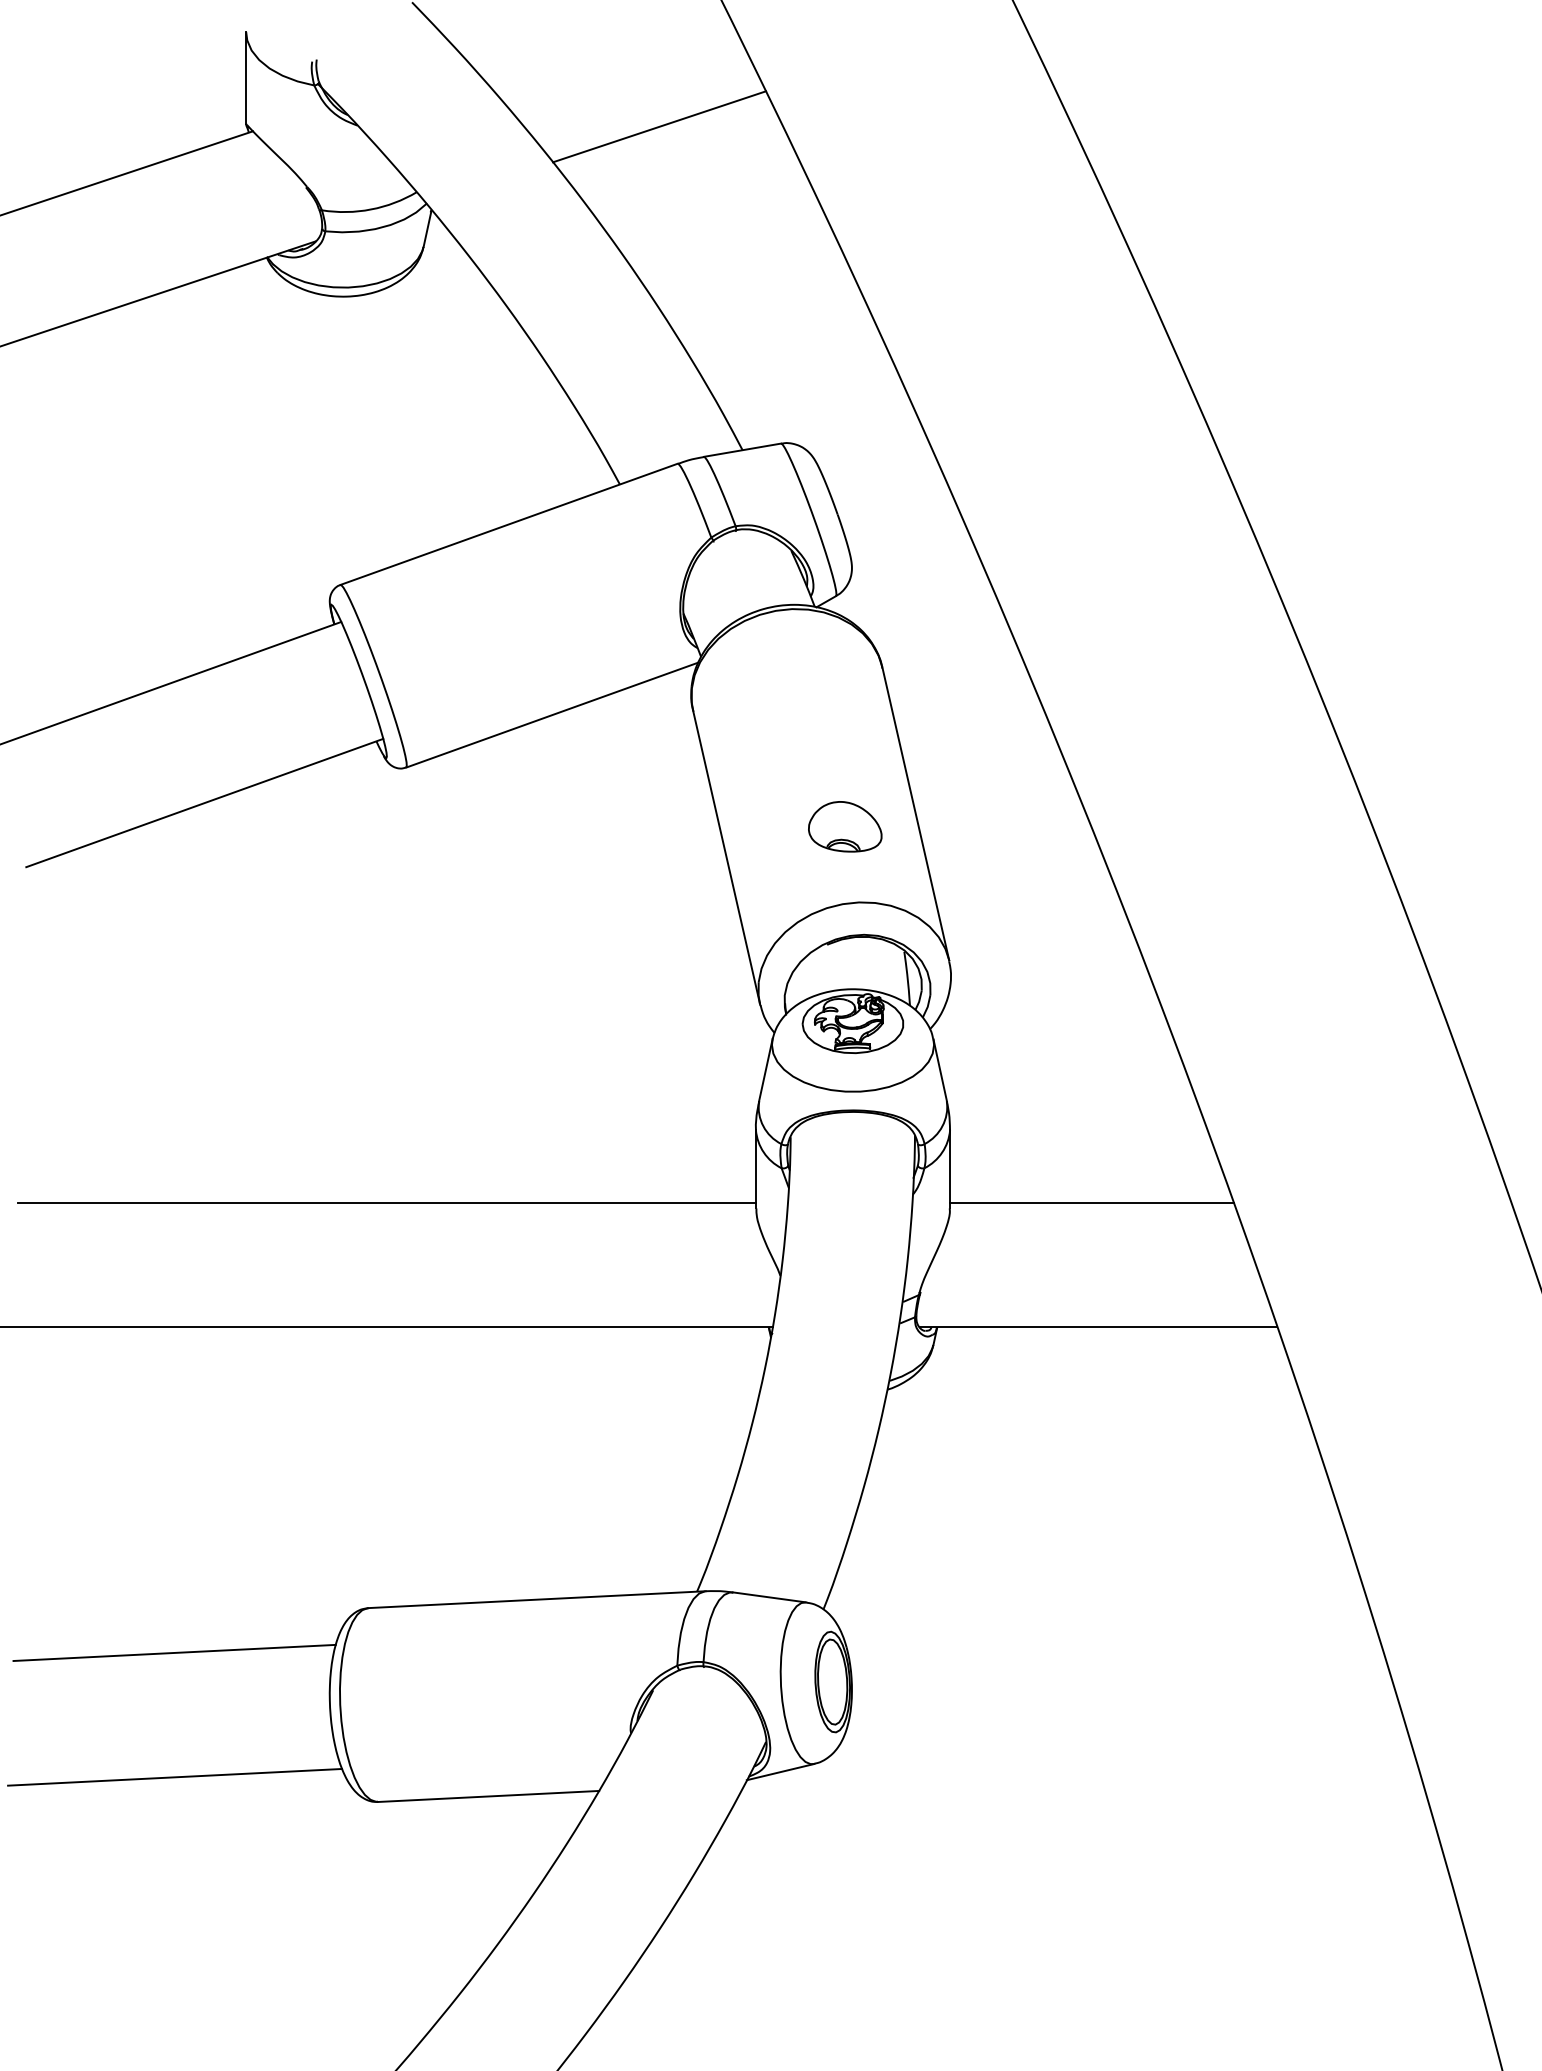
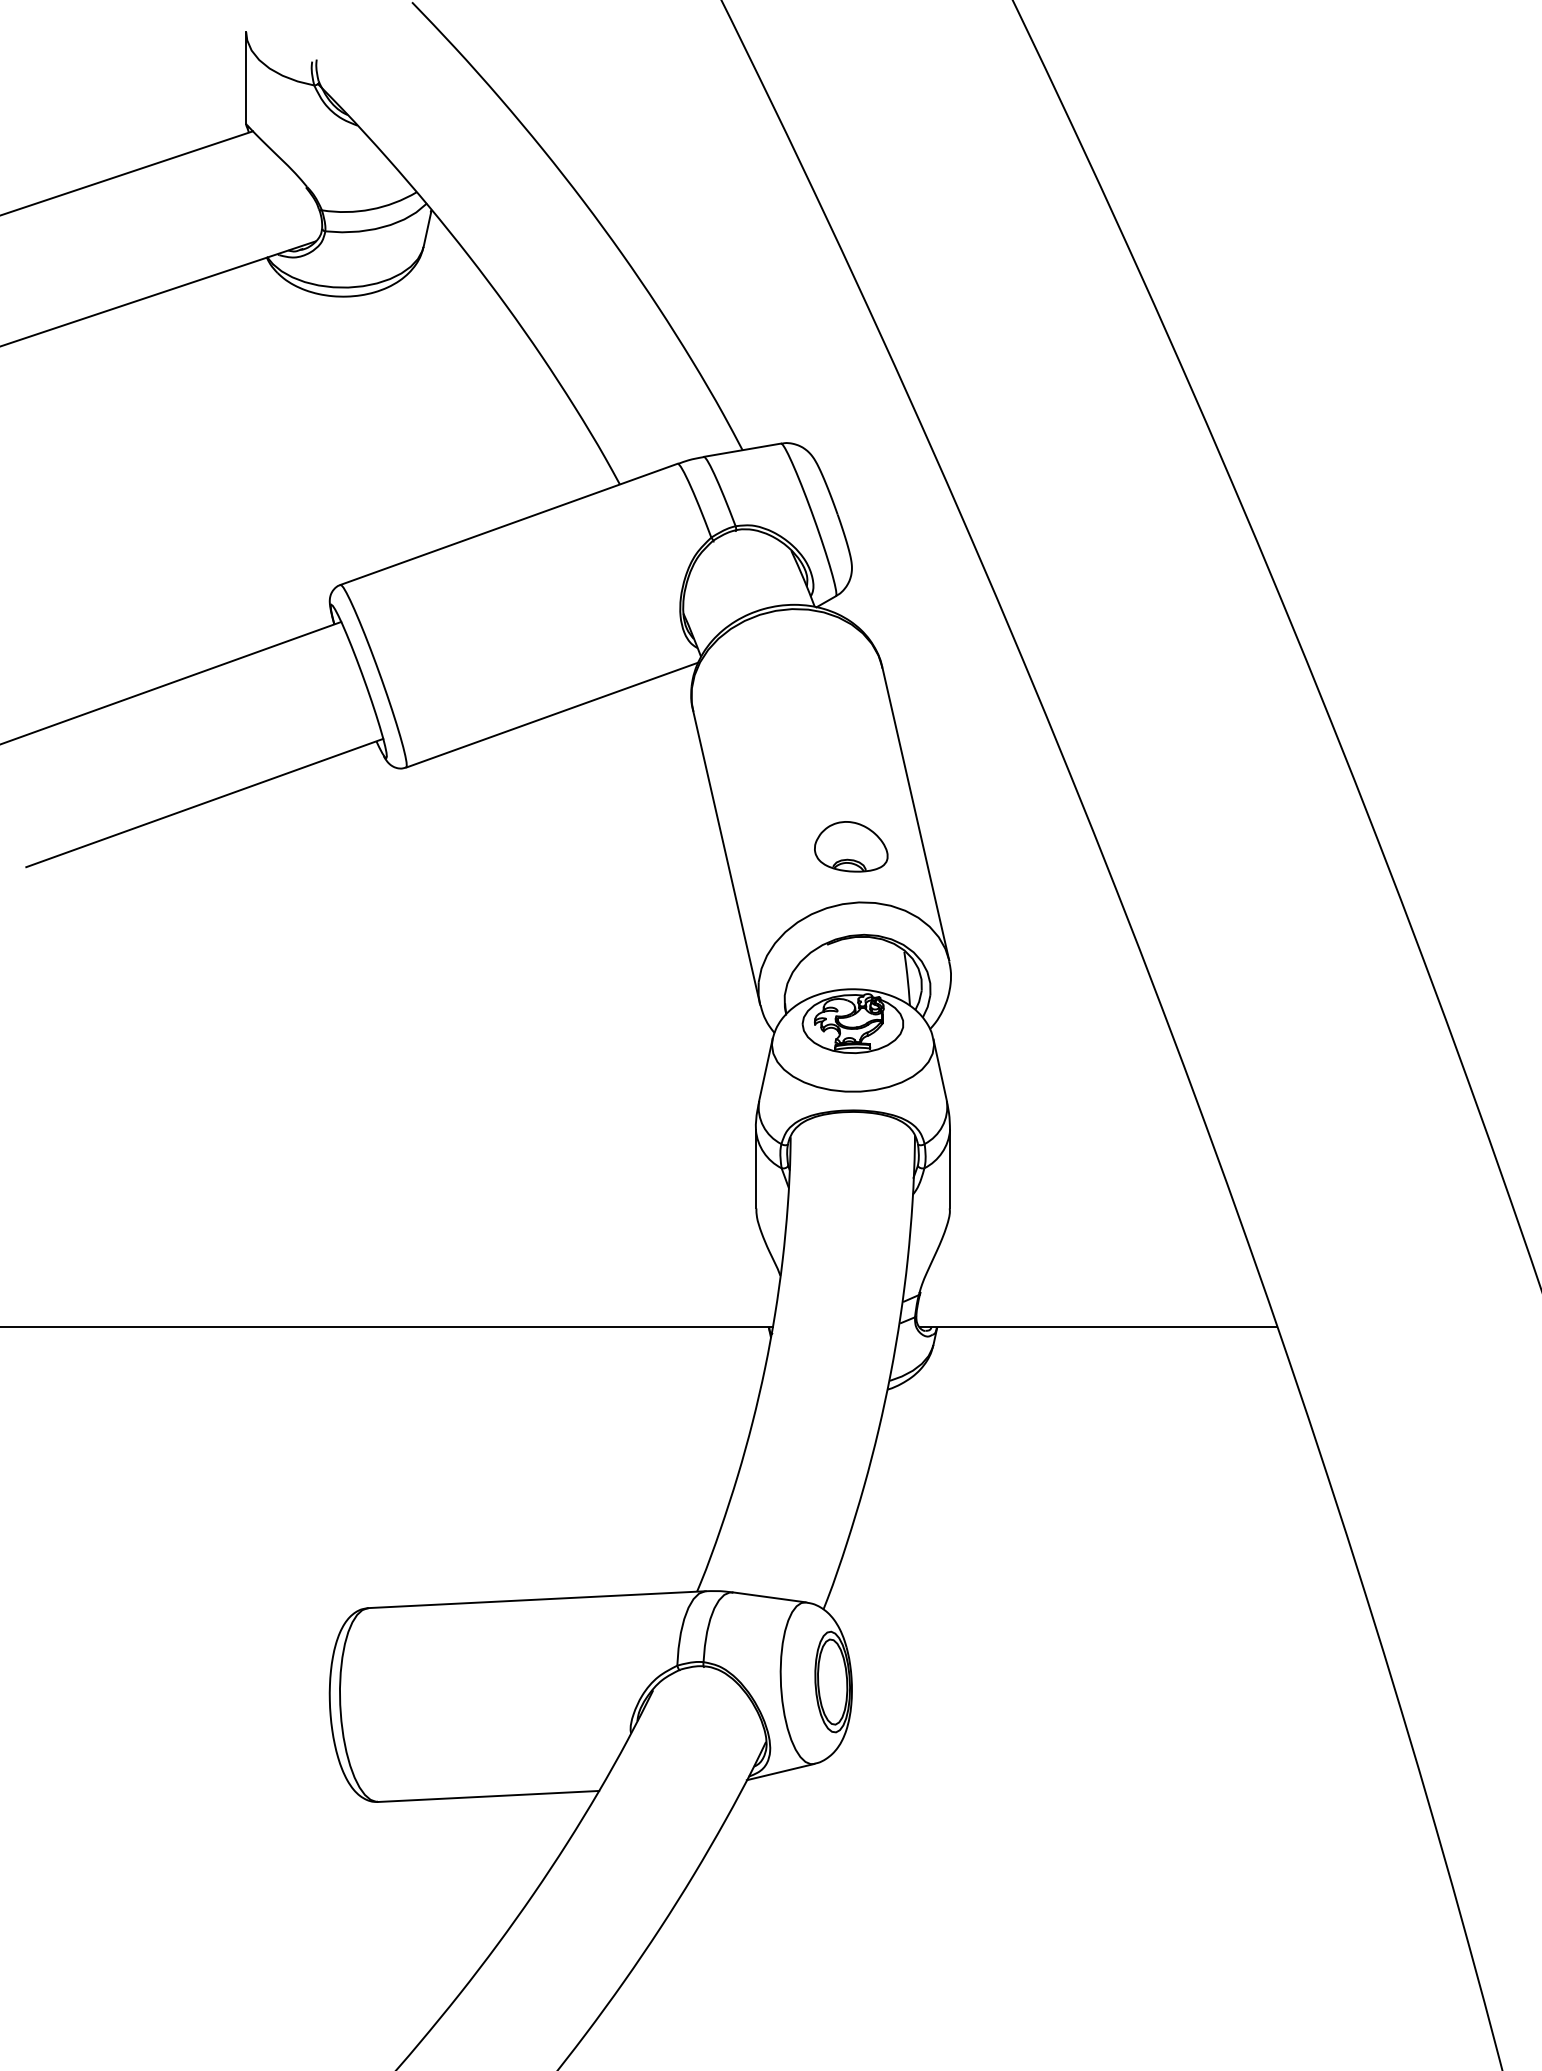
line: present -> none (659, 126)
part position: (845, 826) -> (851, 846) (851, 846)
line: present -> none (386, 1202)
line: present -> none (1091, 1202)
line: present -> none (174, 1652)
line: present -> none (175, 1776)
